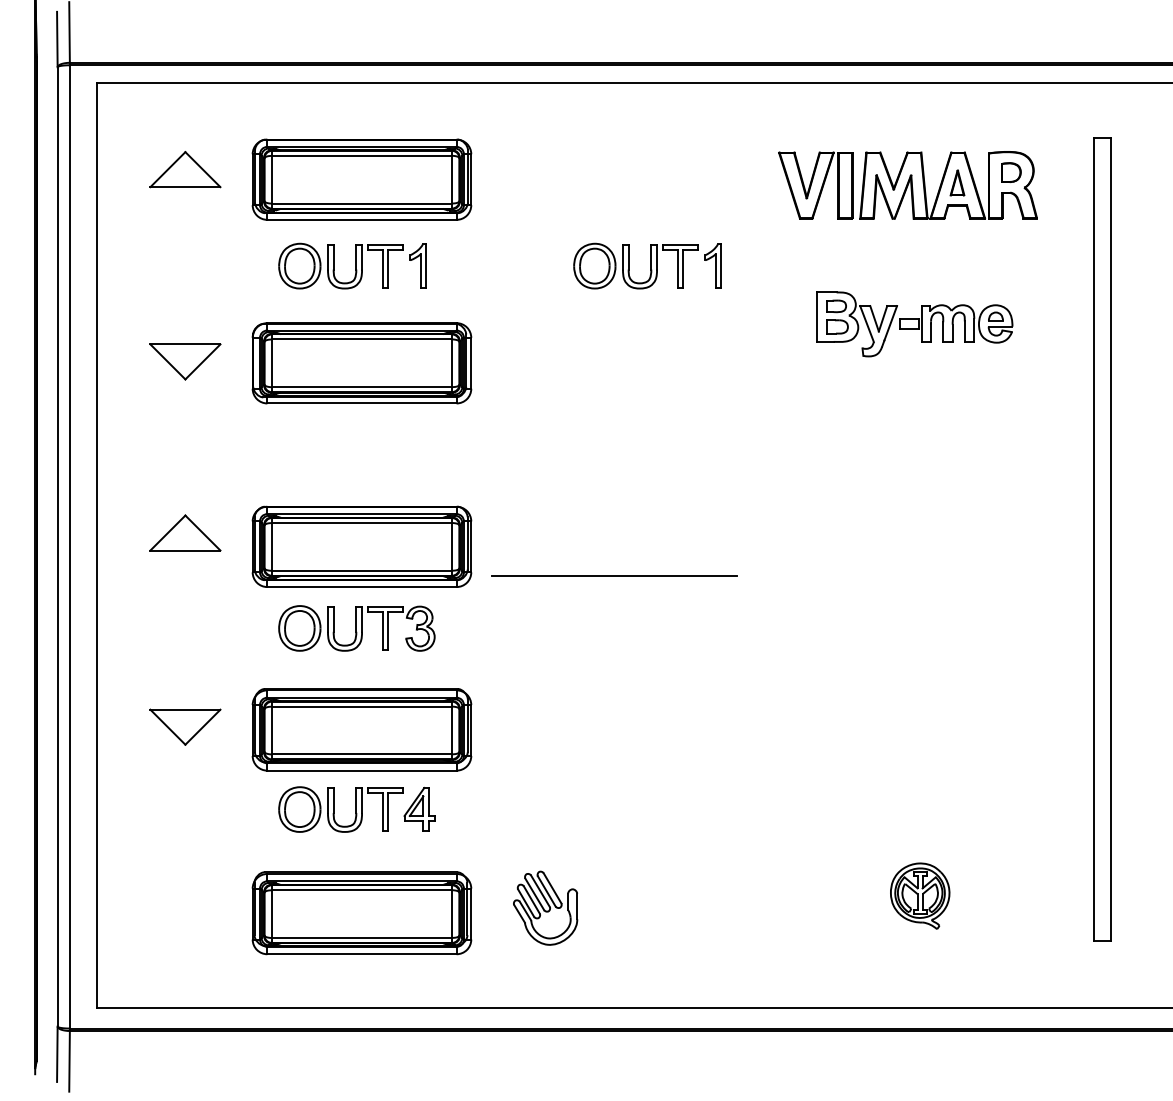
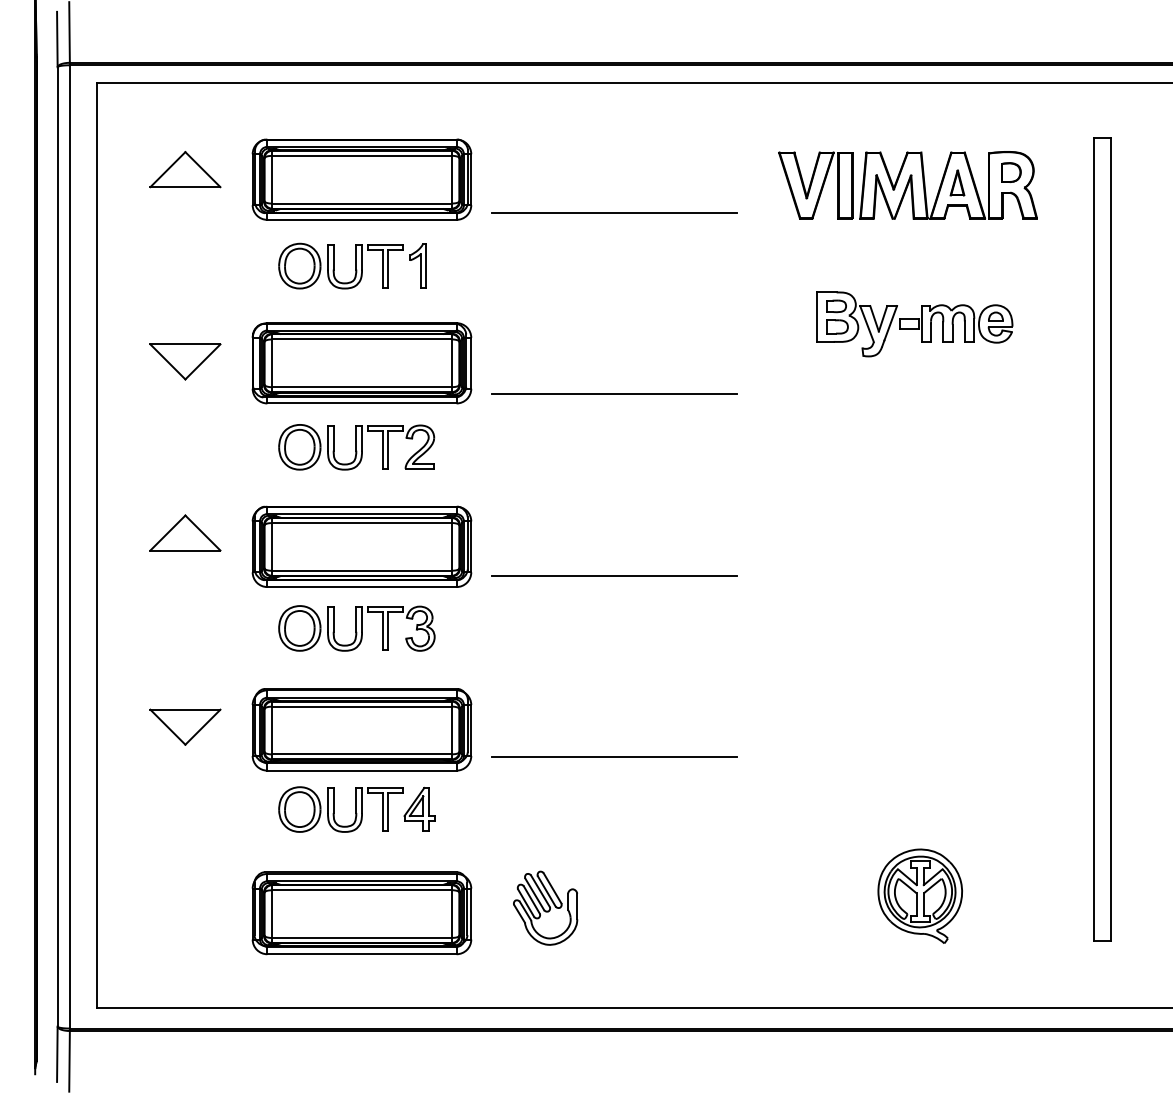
line: none -> present (613, 213)
part: present -> none (647, 265)
line: none -> present (613, 394)
part: none -> present (356, 447)
line: none -> present (613, 757)
part size: 61x68 px -> 86x96 px (919, 895)
